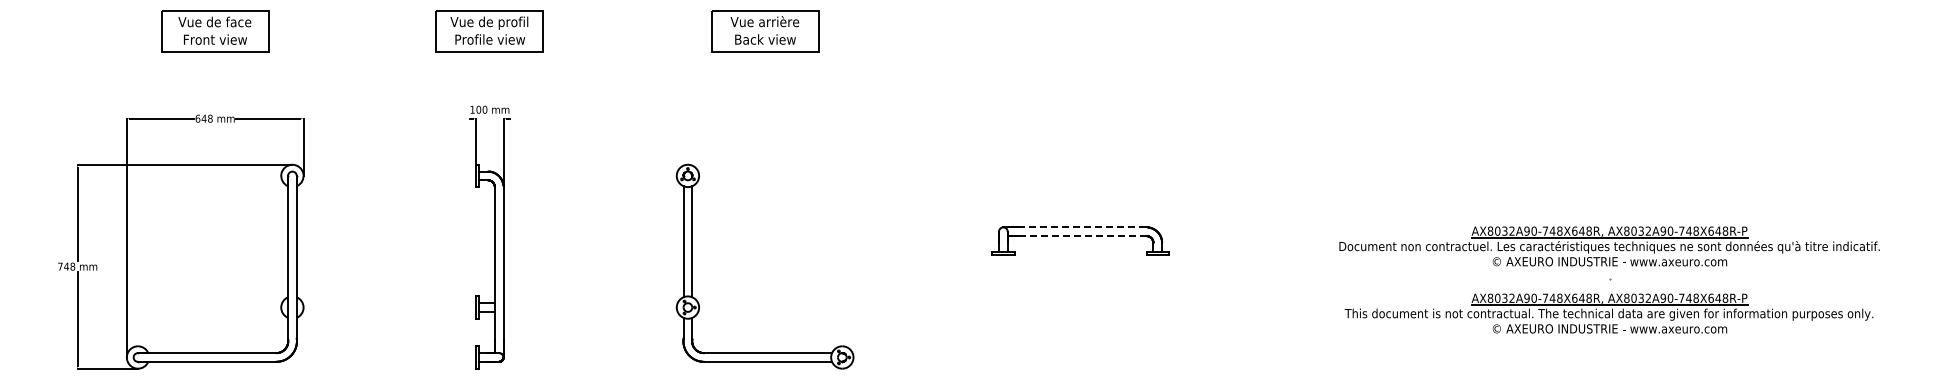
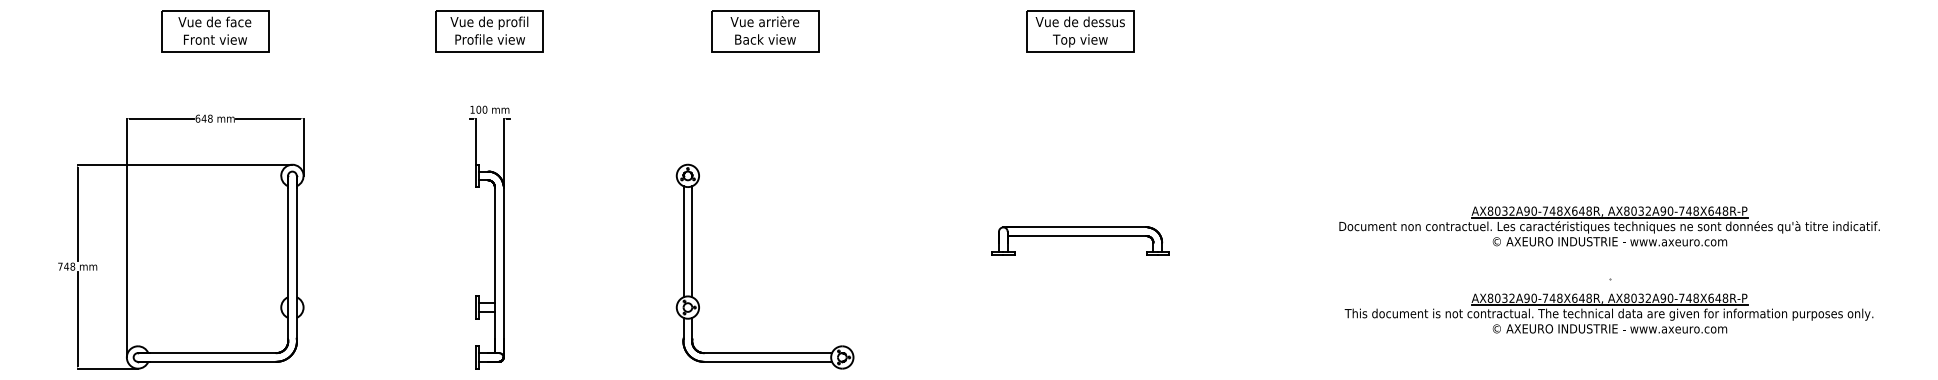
part: none -> present (1080, 31)
line: dashed -> solid (1082, 227)
line: dashed -> solid (1083, 236)
part position: (1609, 246) -> (1609, 226) (1609, 226)
